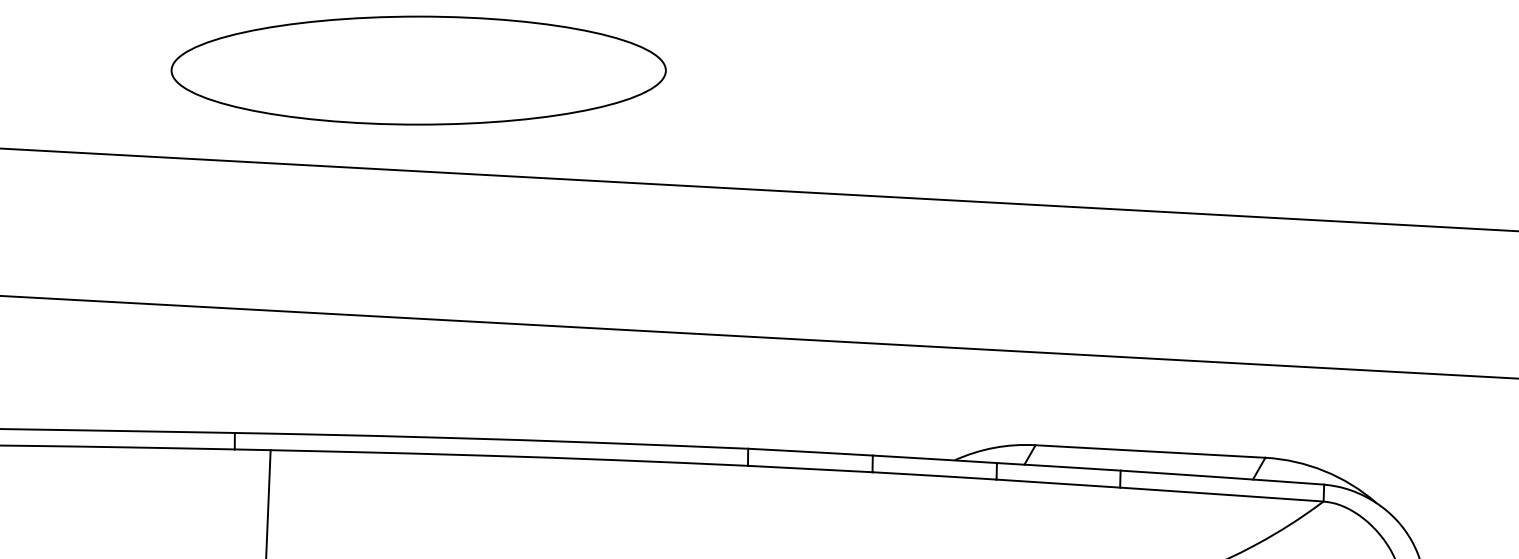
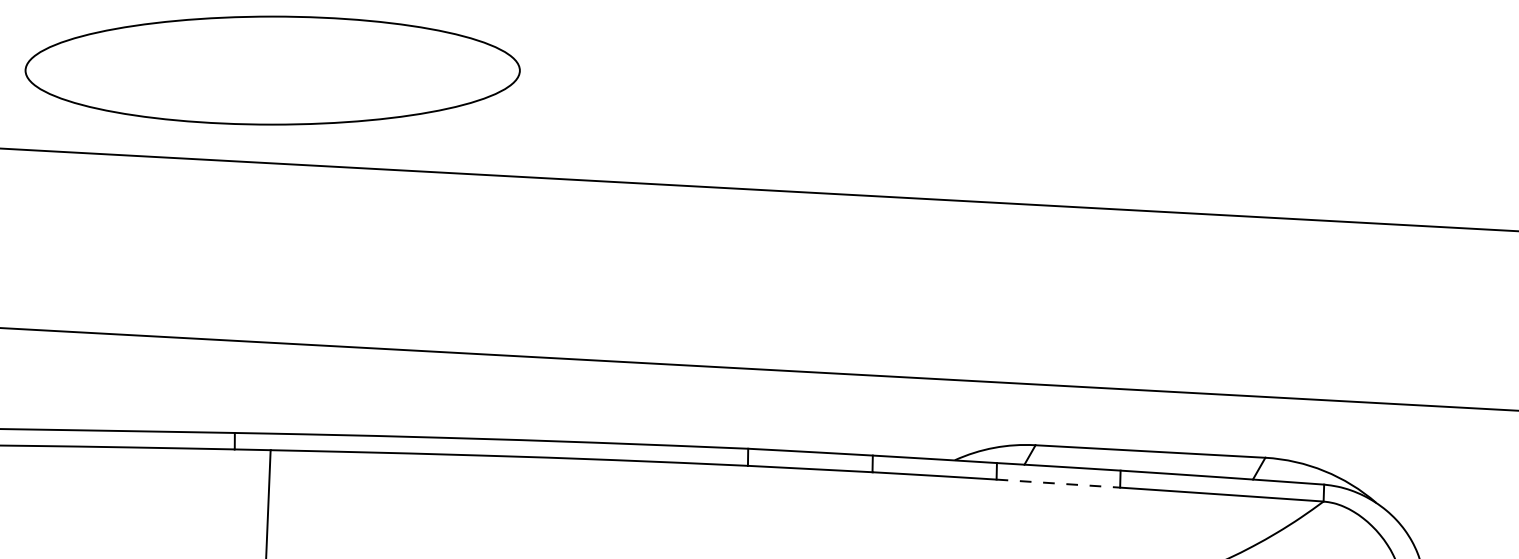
part position: (418, 70) -> (272, 70) (272, 70)
line position: (758, 337) -> (758, 369) (758, 369)
line: solid -> dashed (1058, 483)
